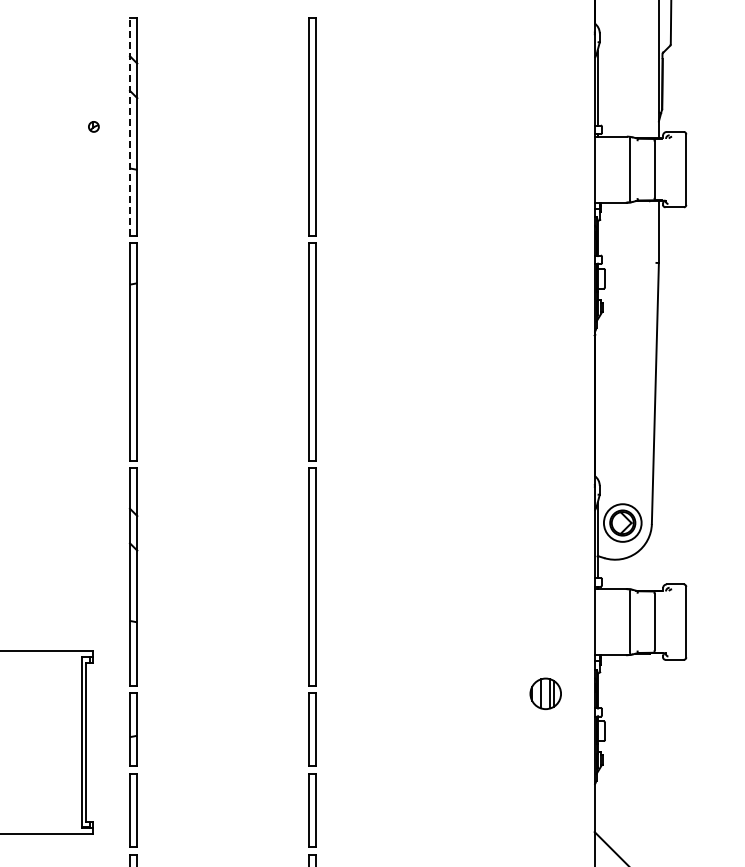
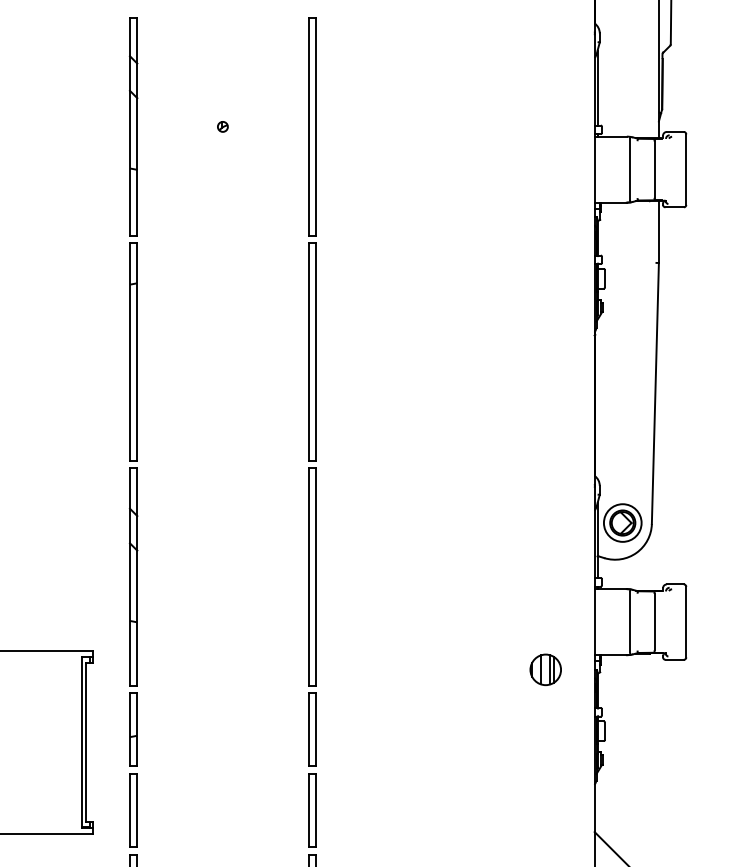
part position: (93, 126) -> (222, 126) (222, 126)
line: dashed -> solid (129, 126)
part position: (545, 693) -> (545, 669) (545, 669)
